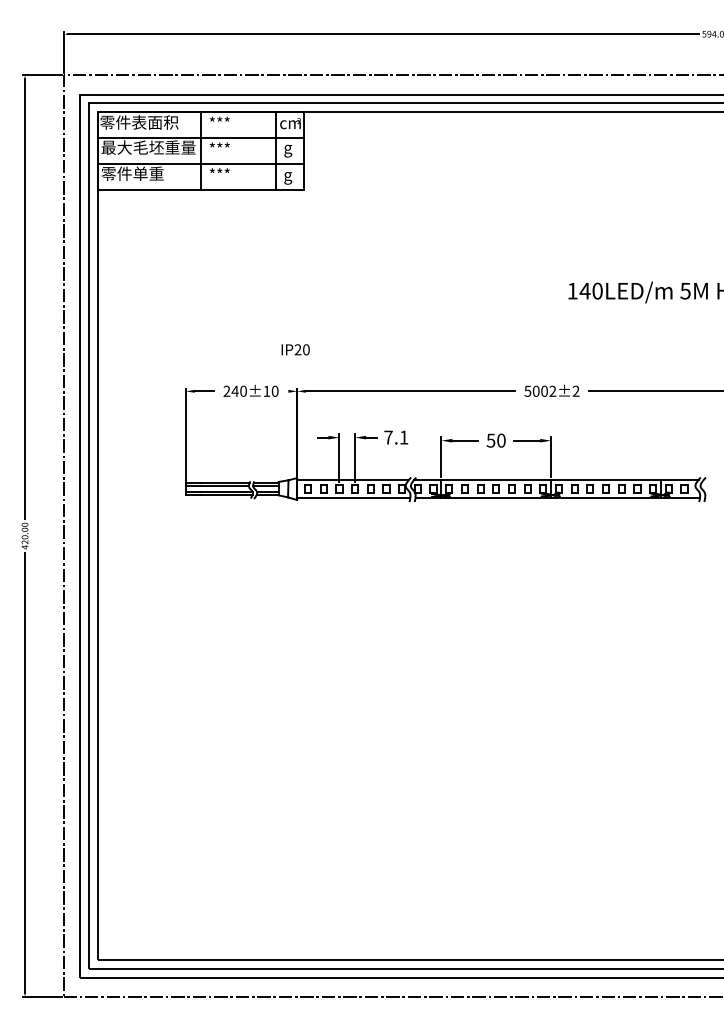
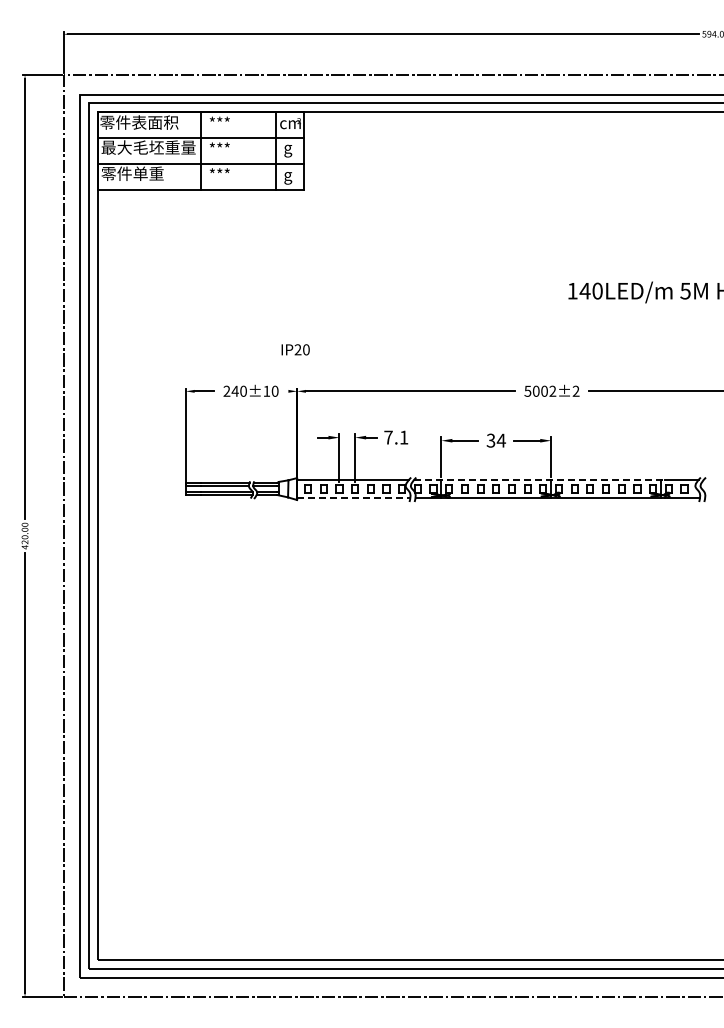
text: 50 -> 34 (496, 440)
line: solid -> dashed (539, 480)
line: solid -> dashed (353, 497)
